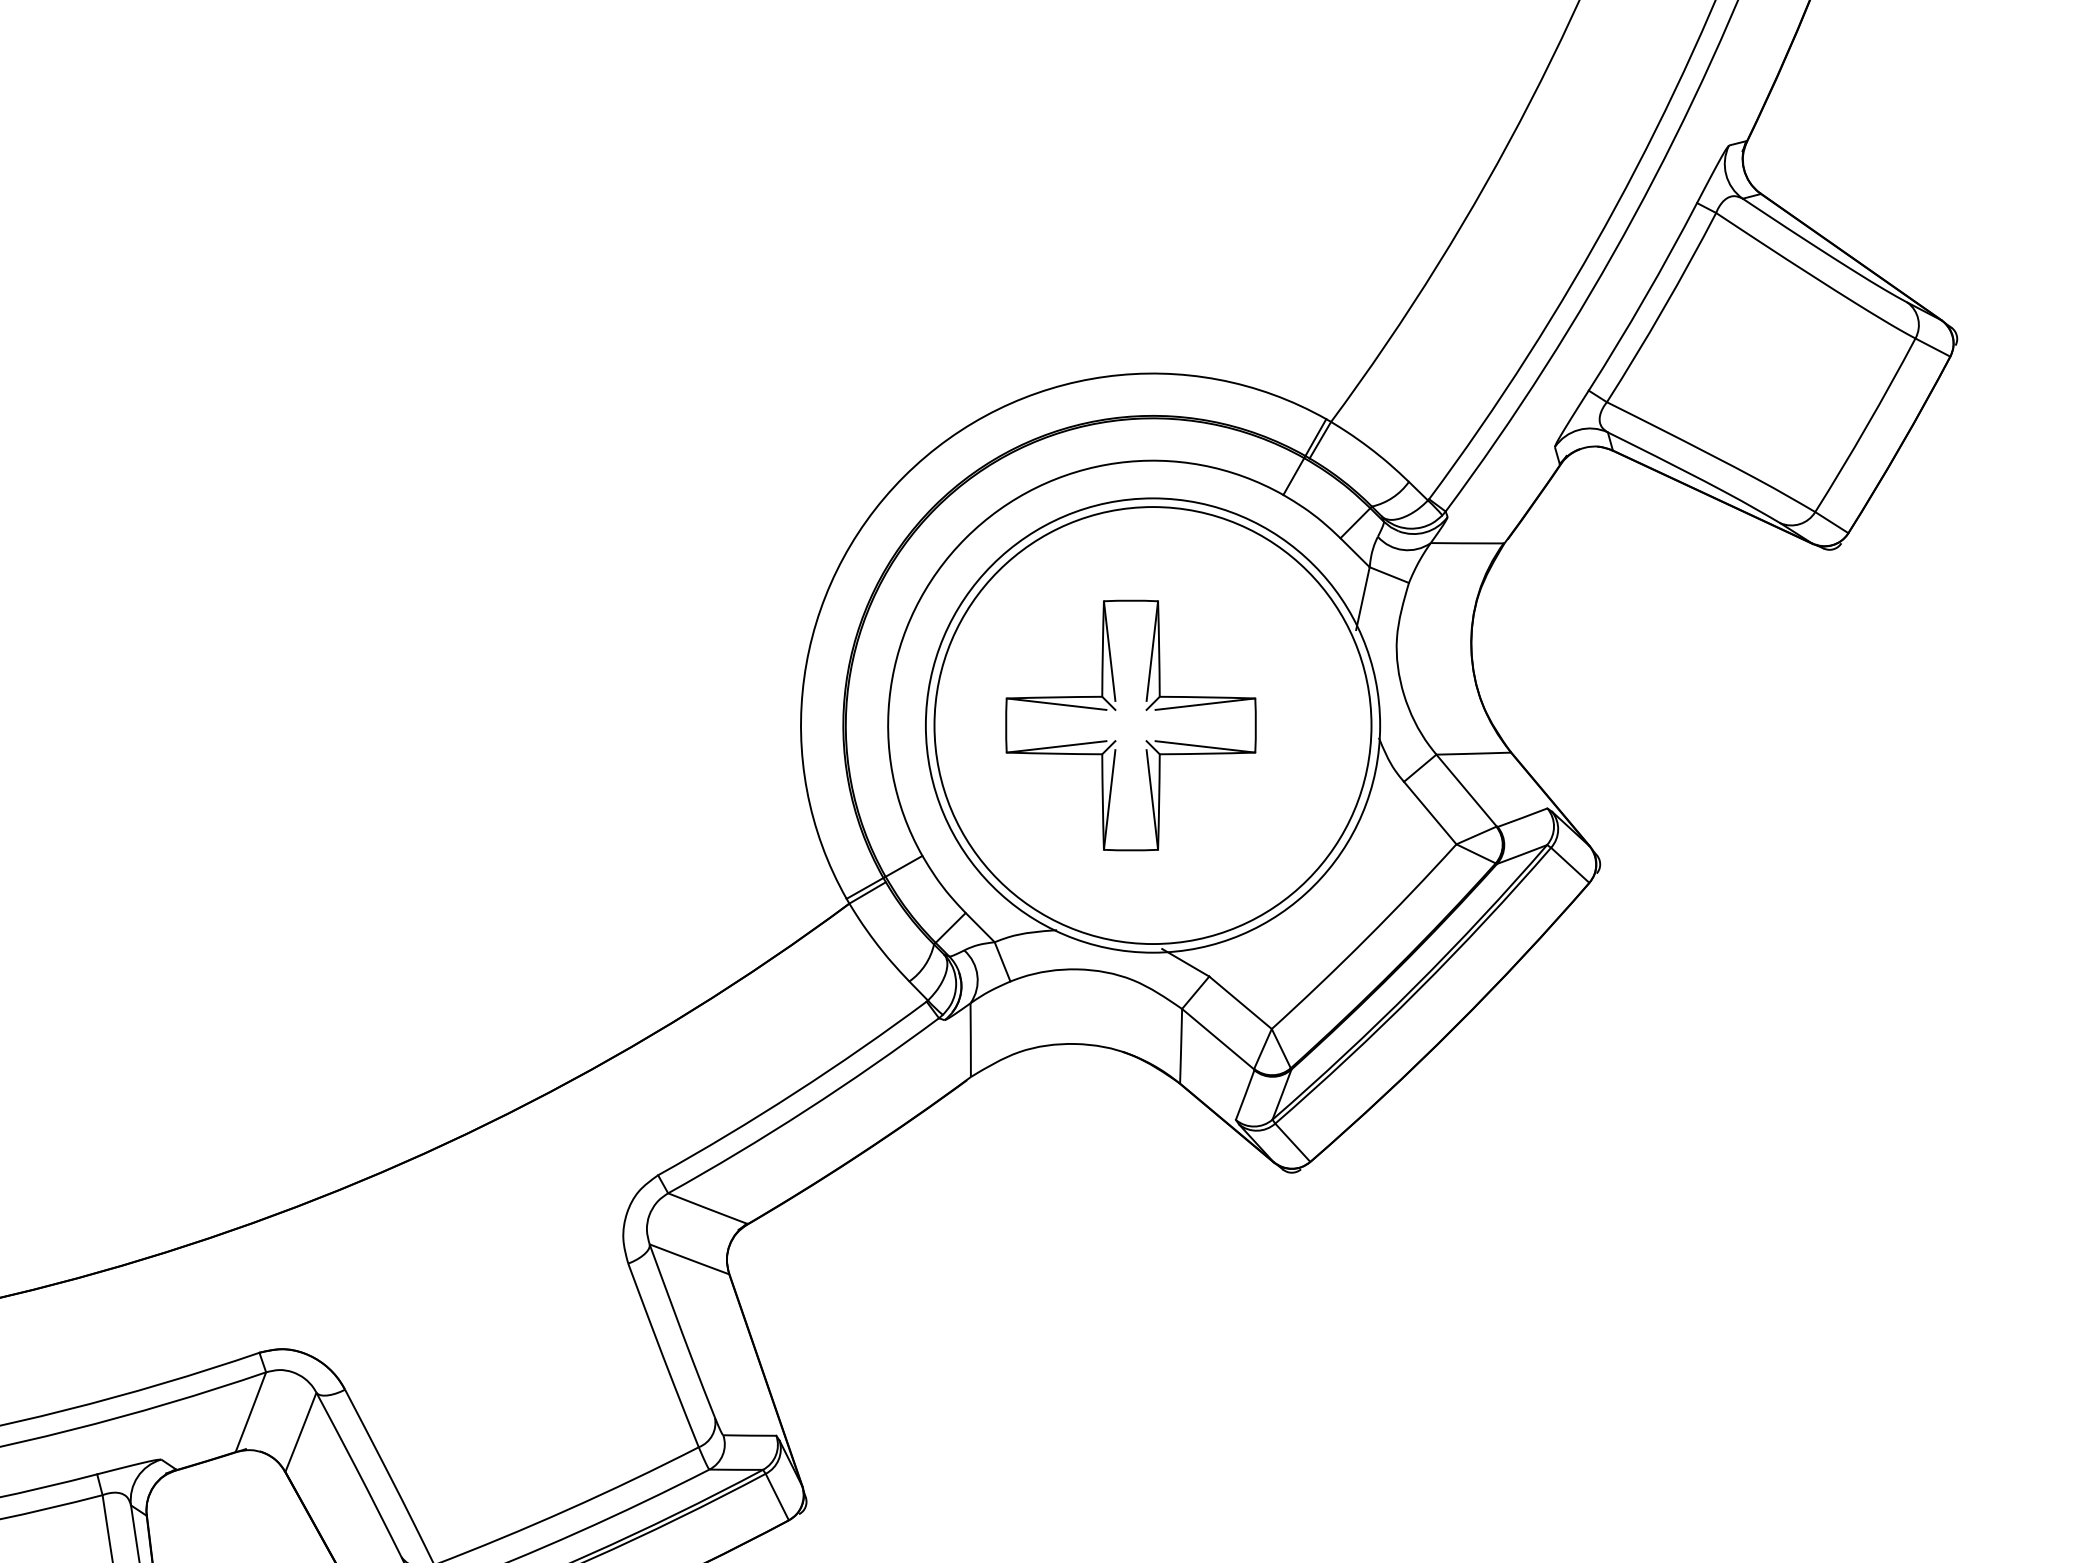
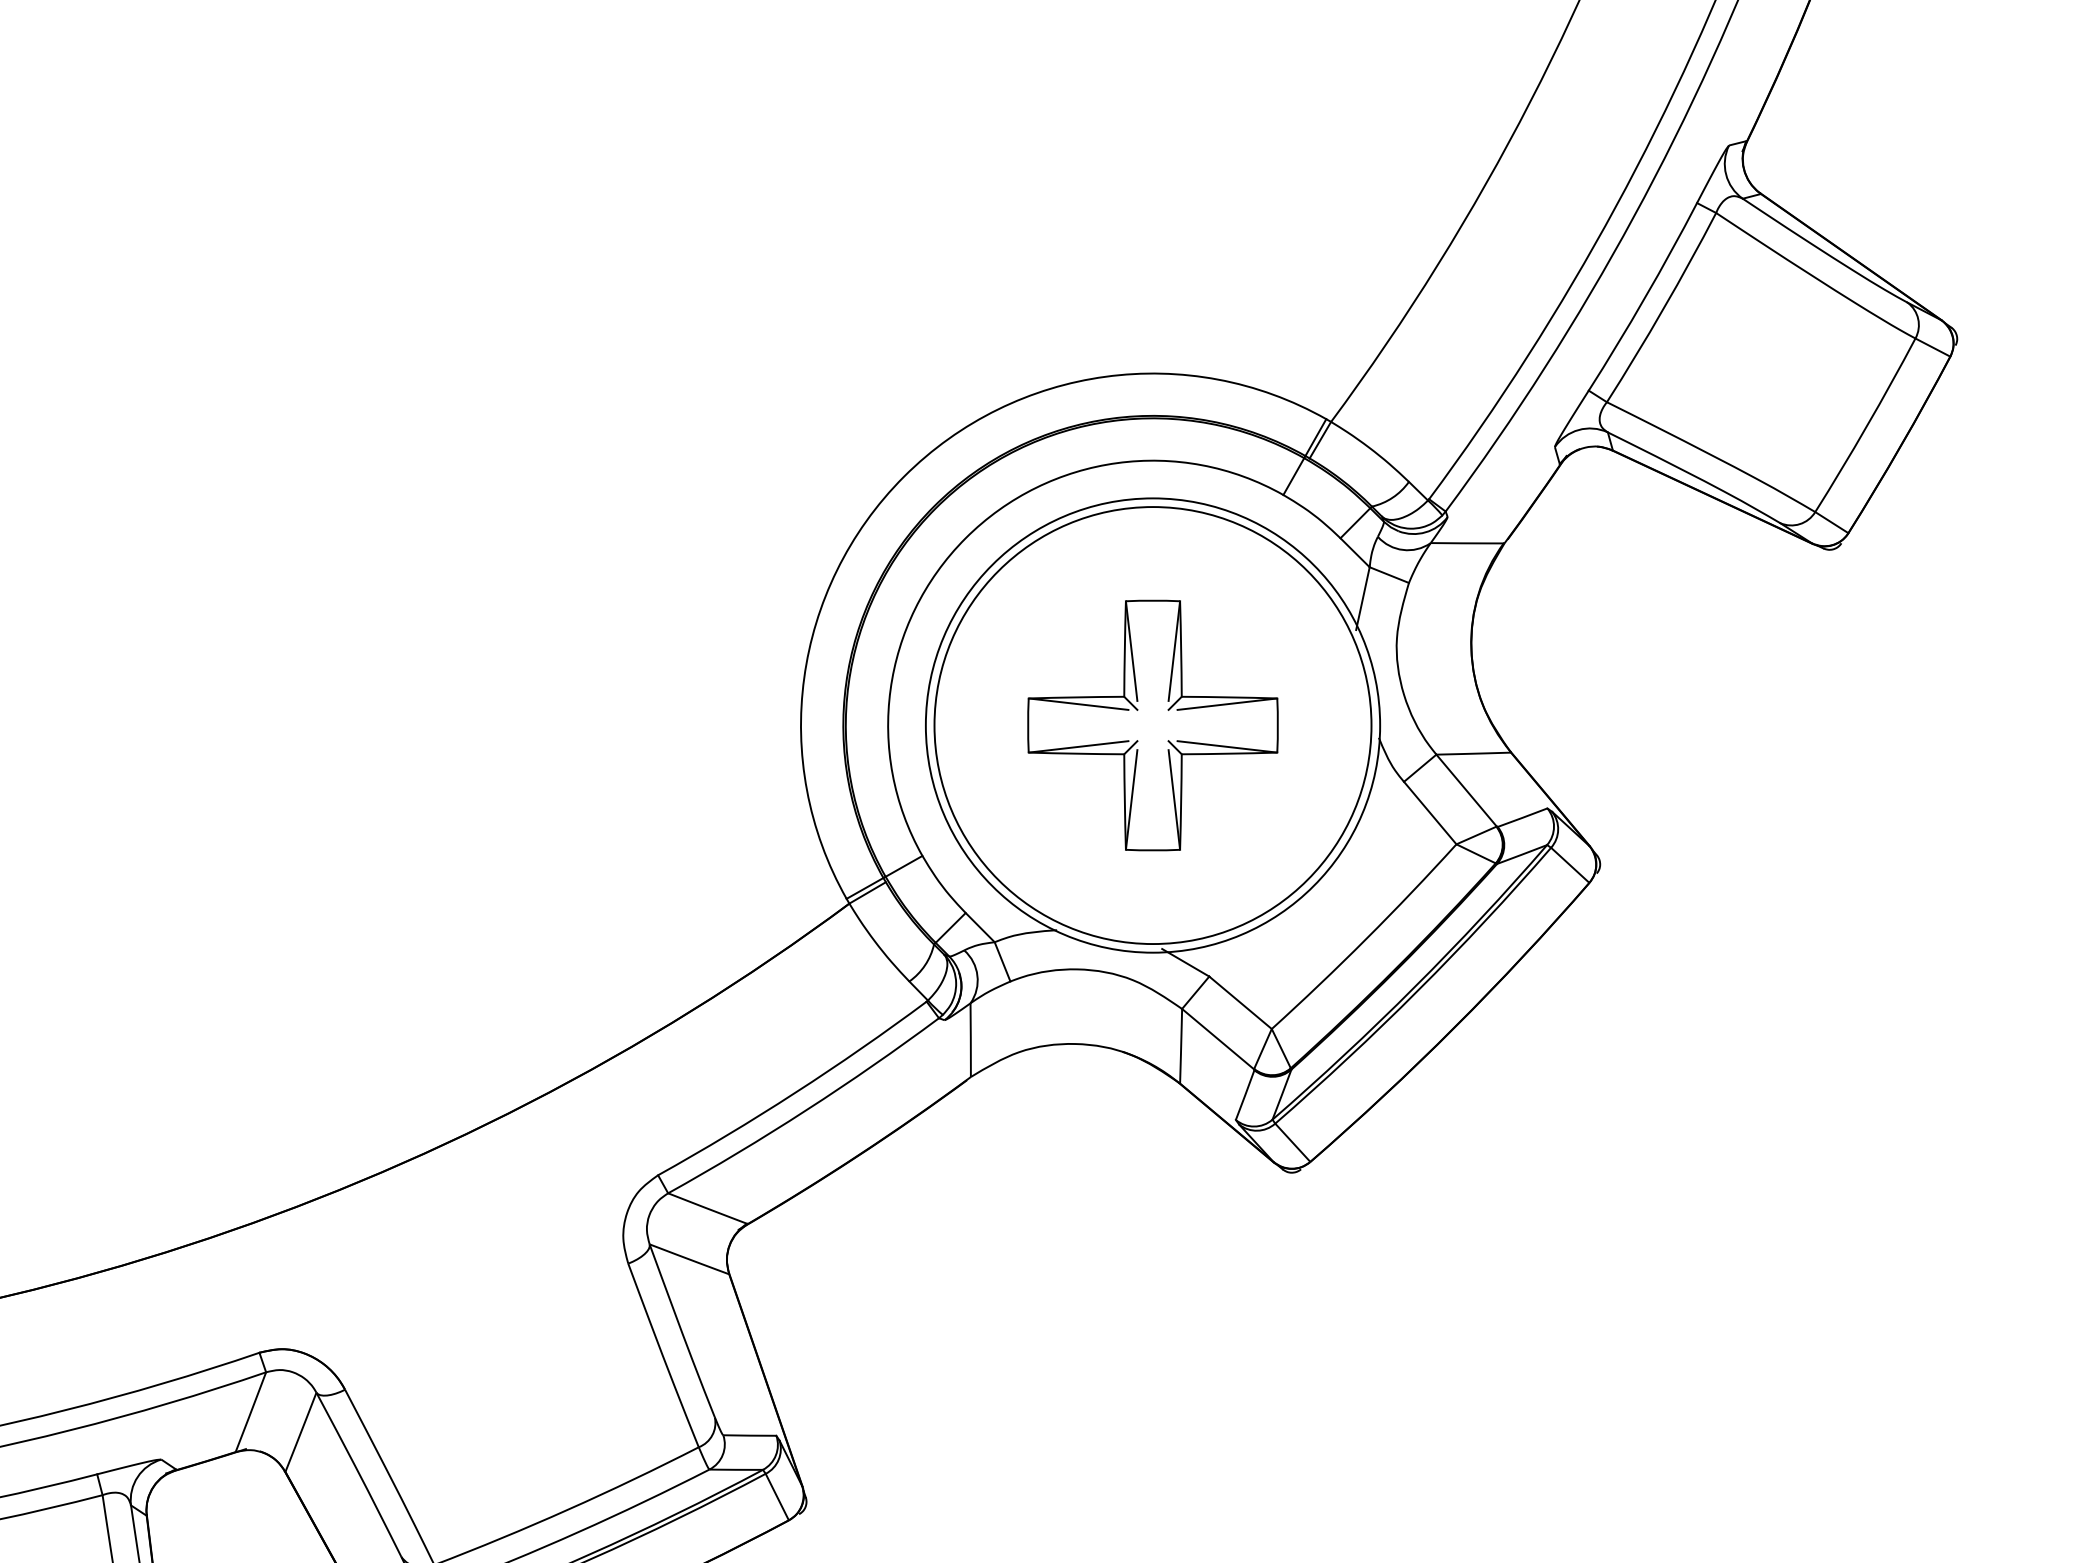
part position: (1130, 725) -> (1152, 725) (1152, 725)
